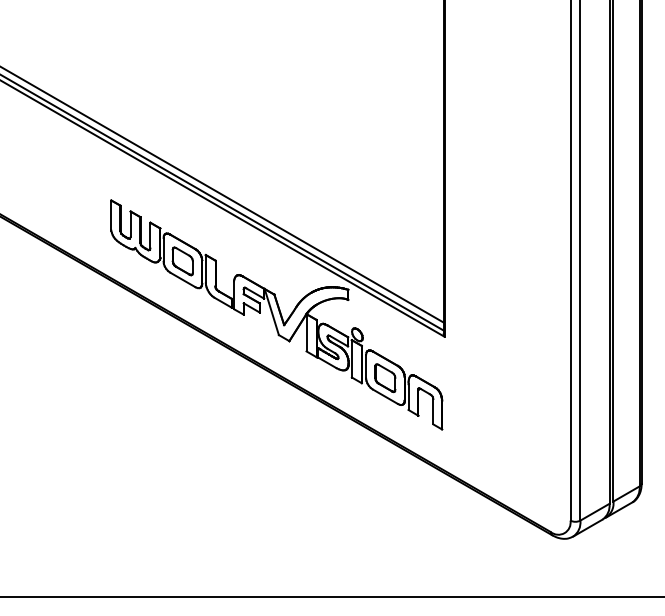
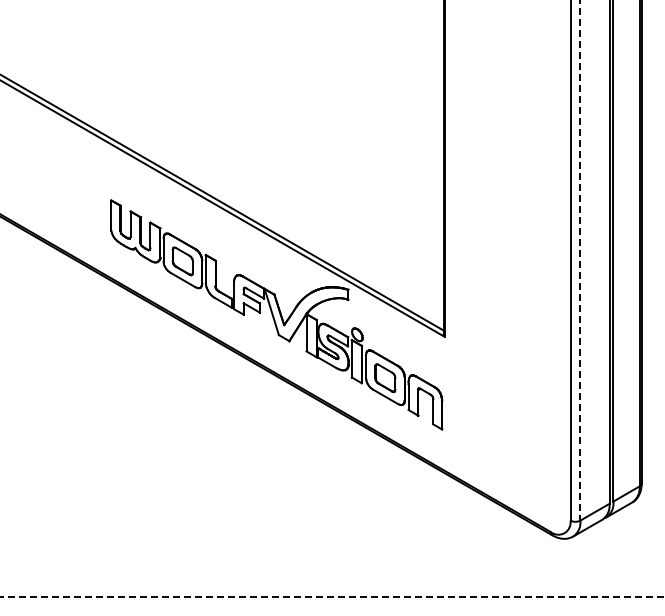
line: present -> none (222, 194)
line: solid -> dashed (580, 260)
line: solid -> dashed (332, 597)
